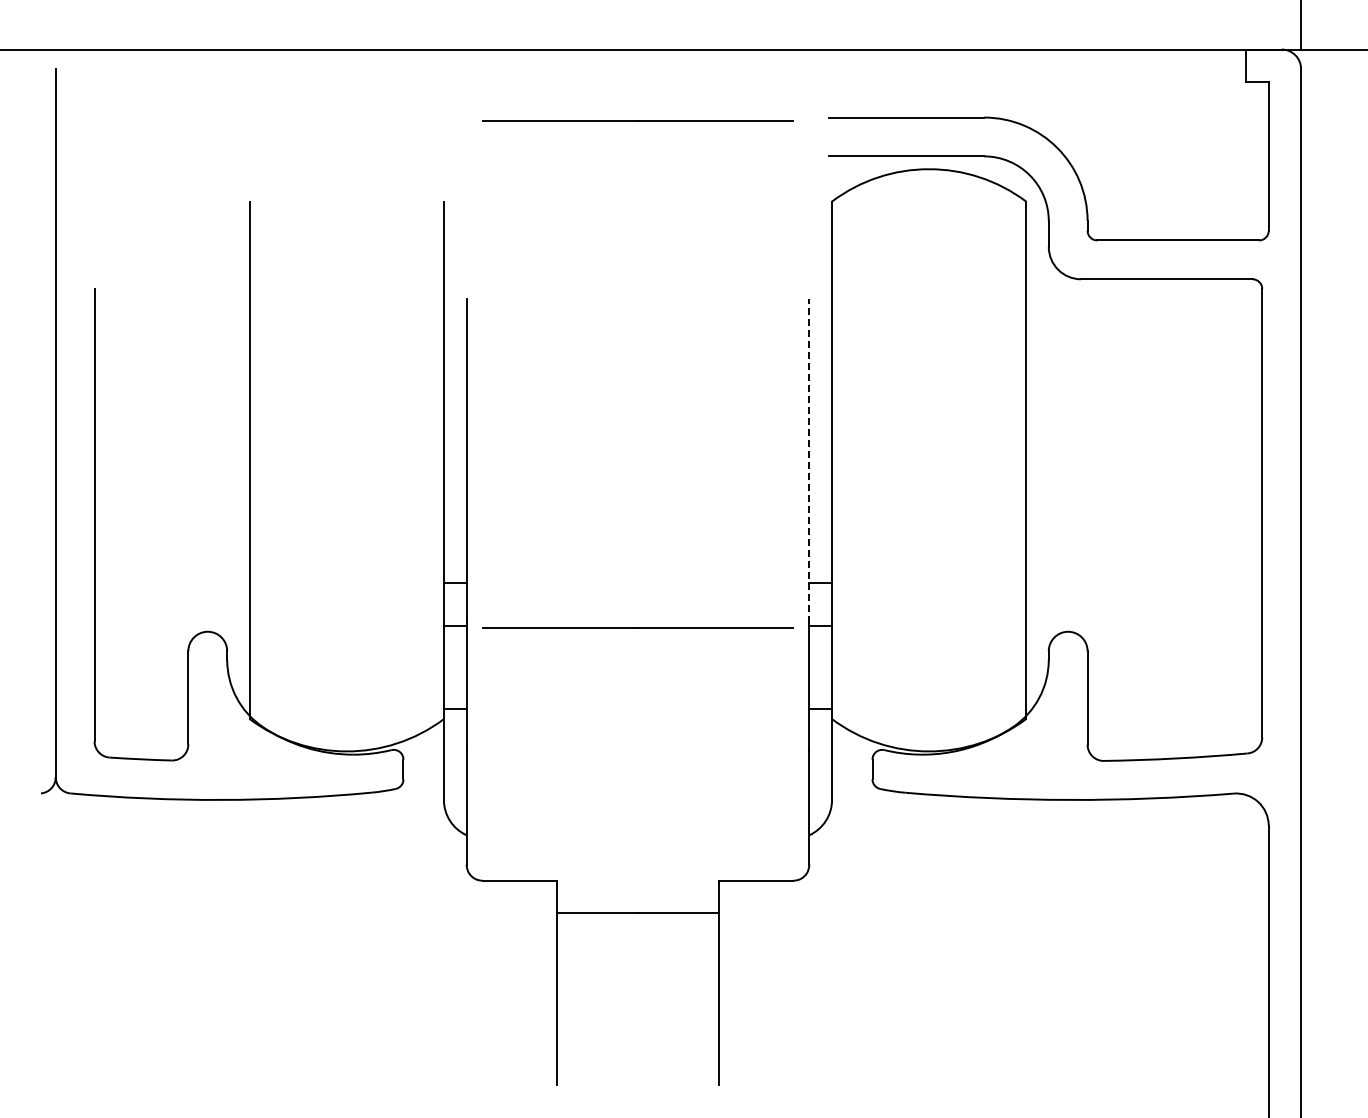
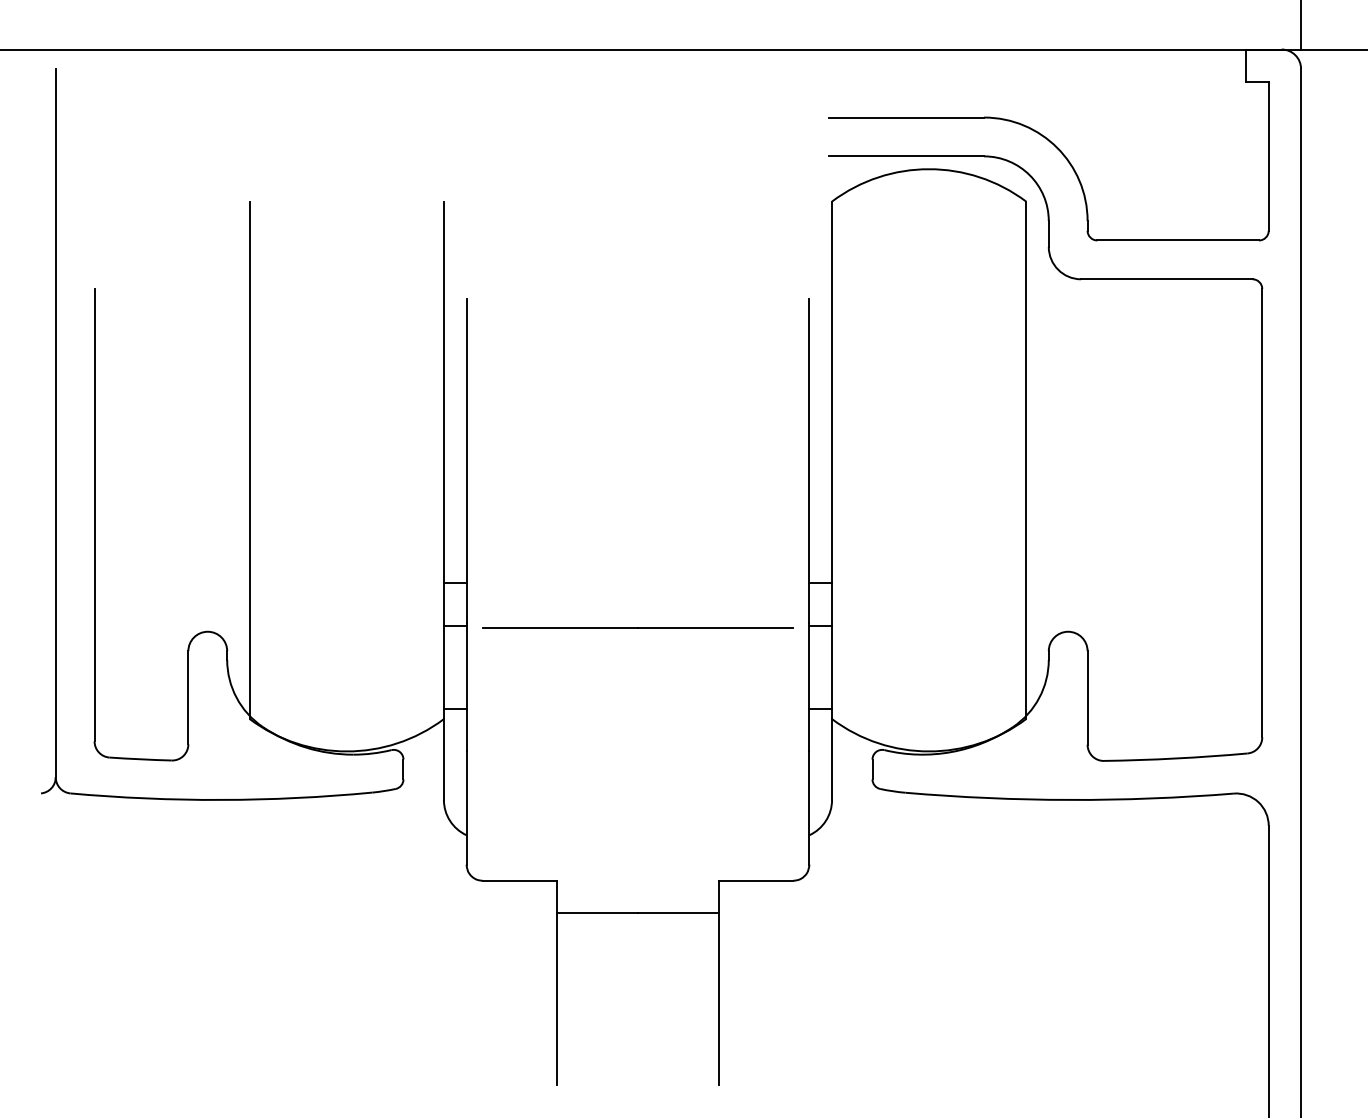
line: present -> none (637, 120)
line: dashed -> solid (809, 460)
